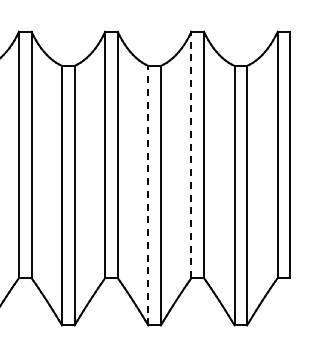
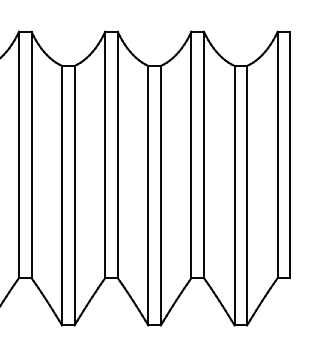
line: dashed -> solid (191, 154)
line: dashed -> solid (148, 195)
